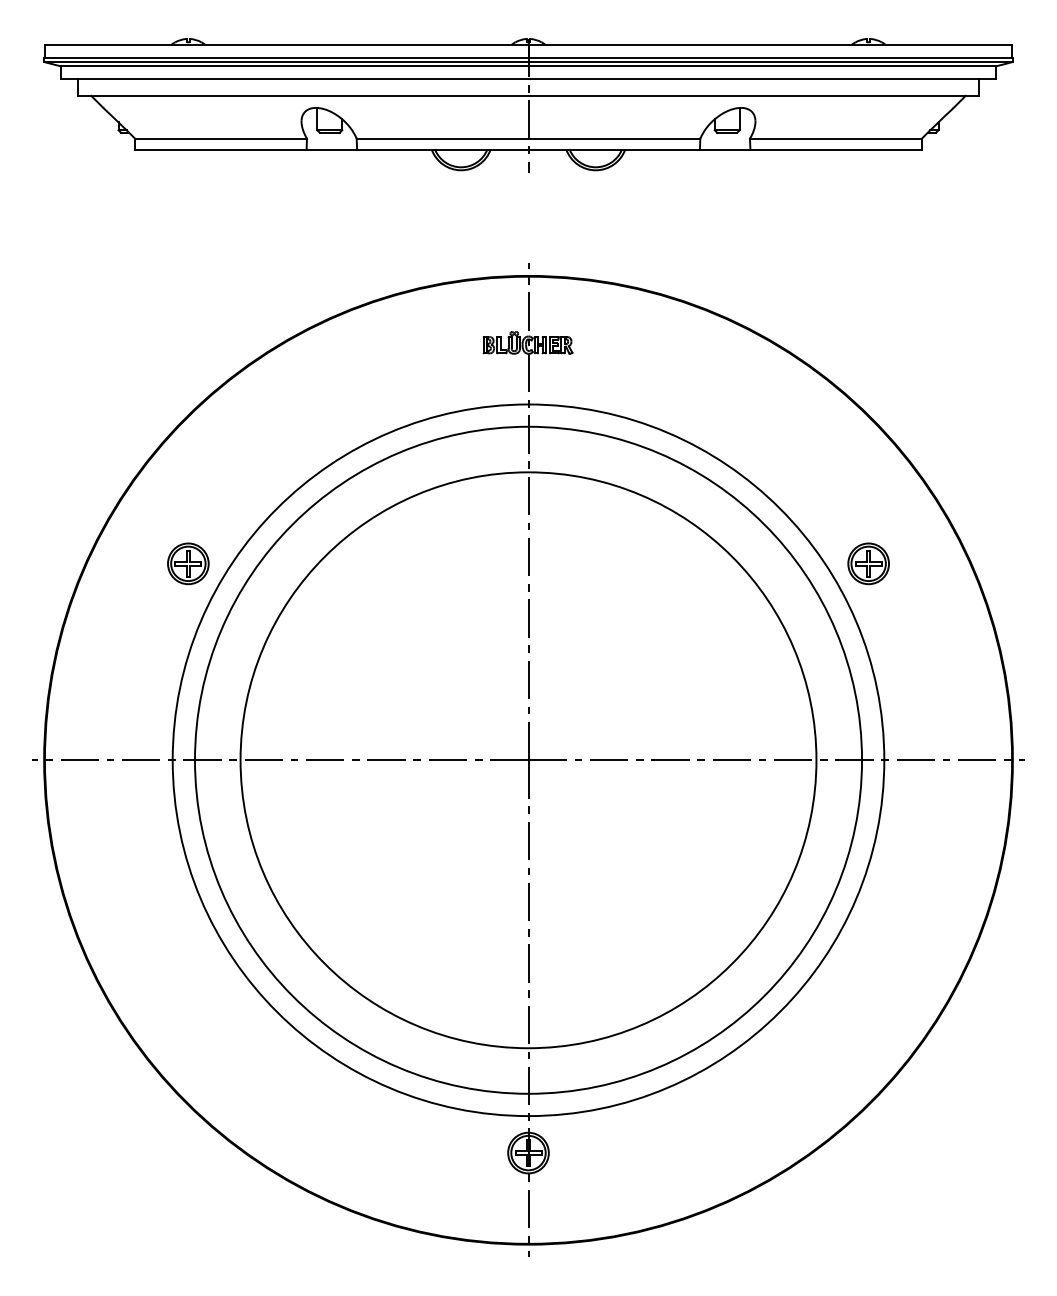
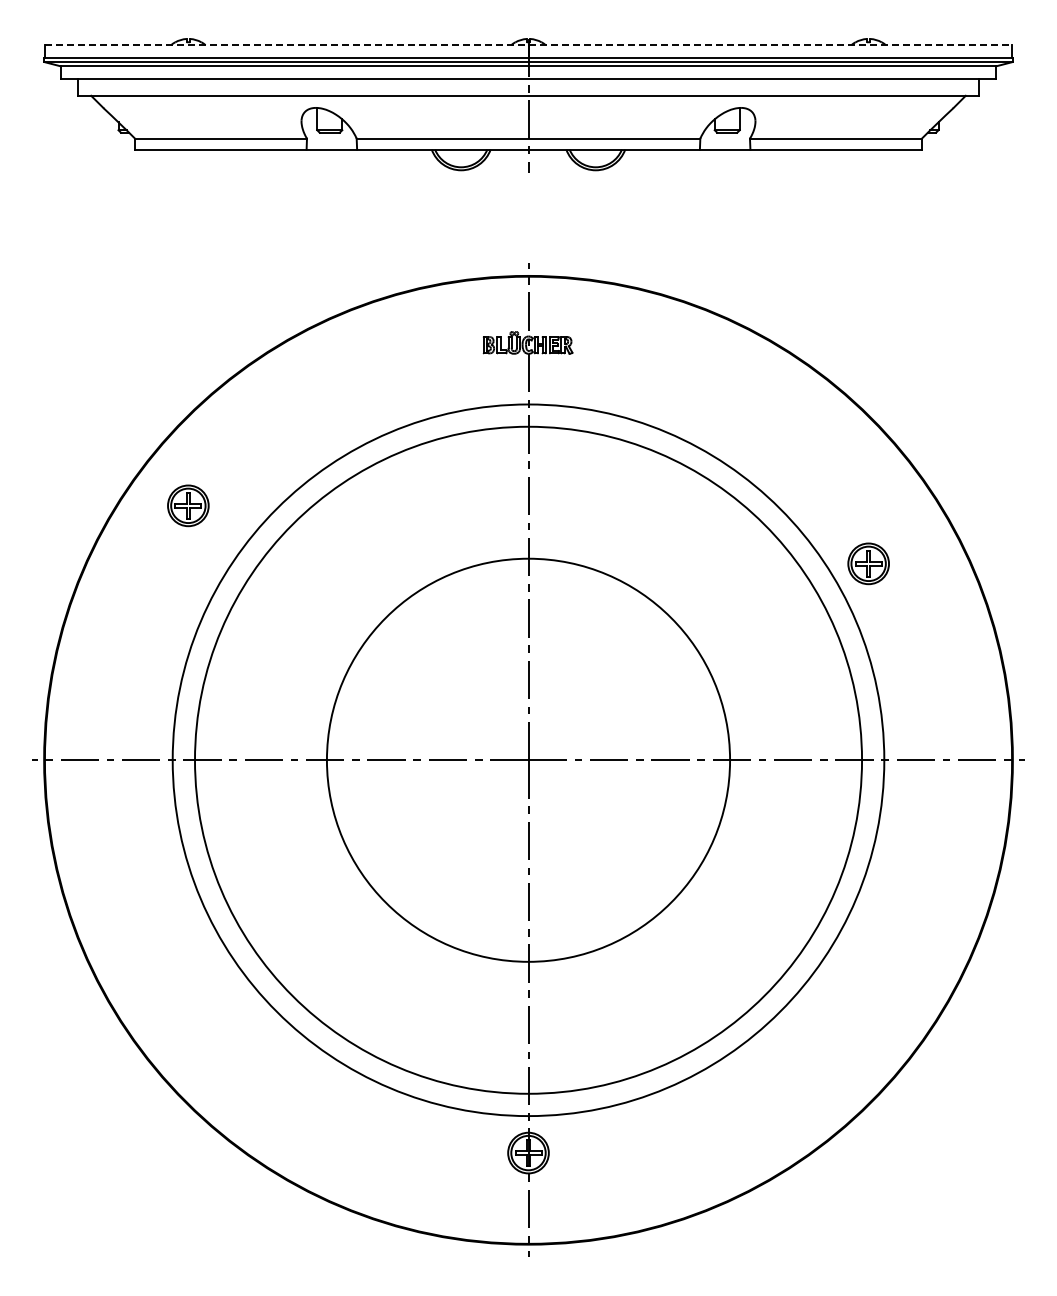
line: solid -> dashed (528, 45)
part position: (188, 563) -> (188, 505) (188, 505)
circle diameter: 576 px -> 403 px (528, 759)
